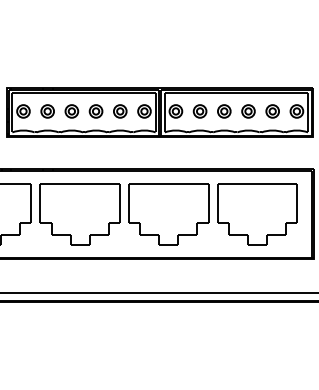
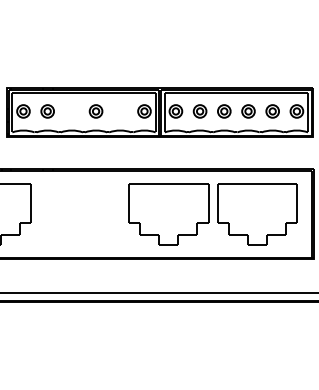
part: present -> none (71, 111)
part: present -> none (120, 111)
part: present -> none (79, 214)
